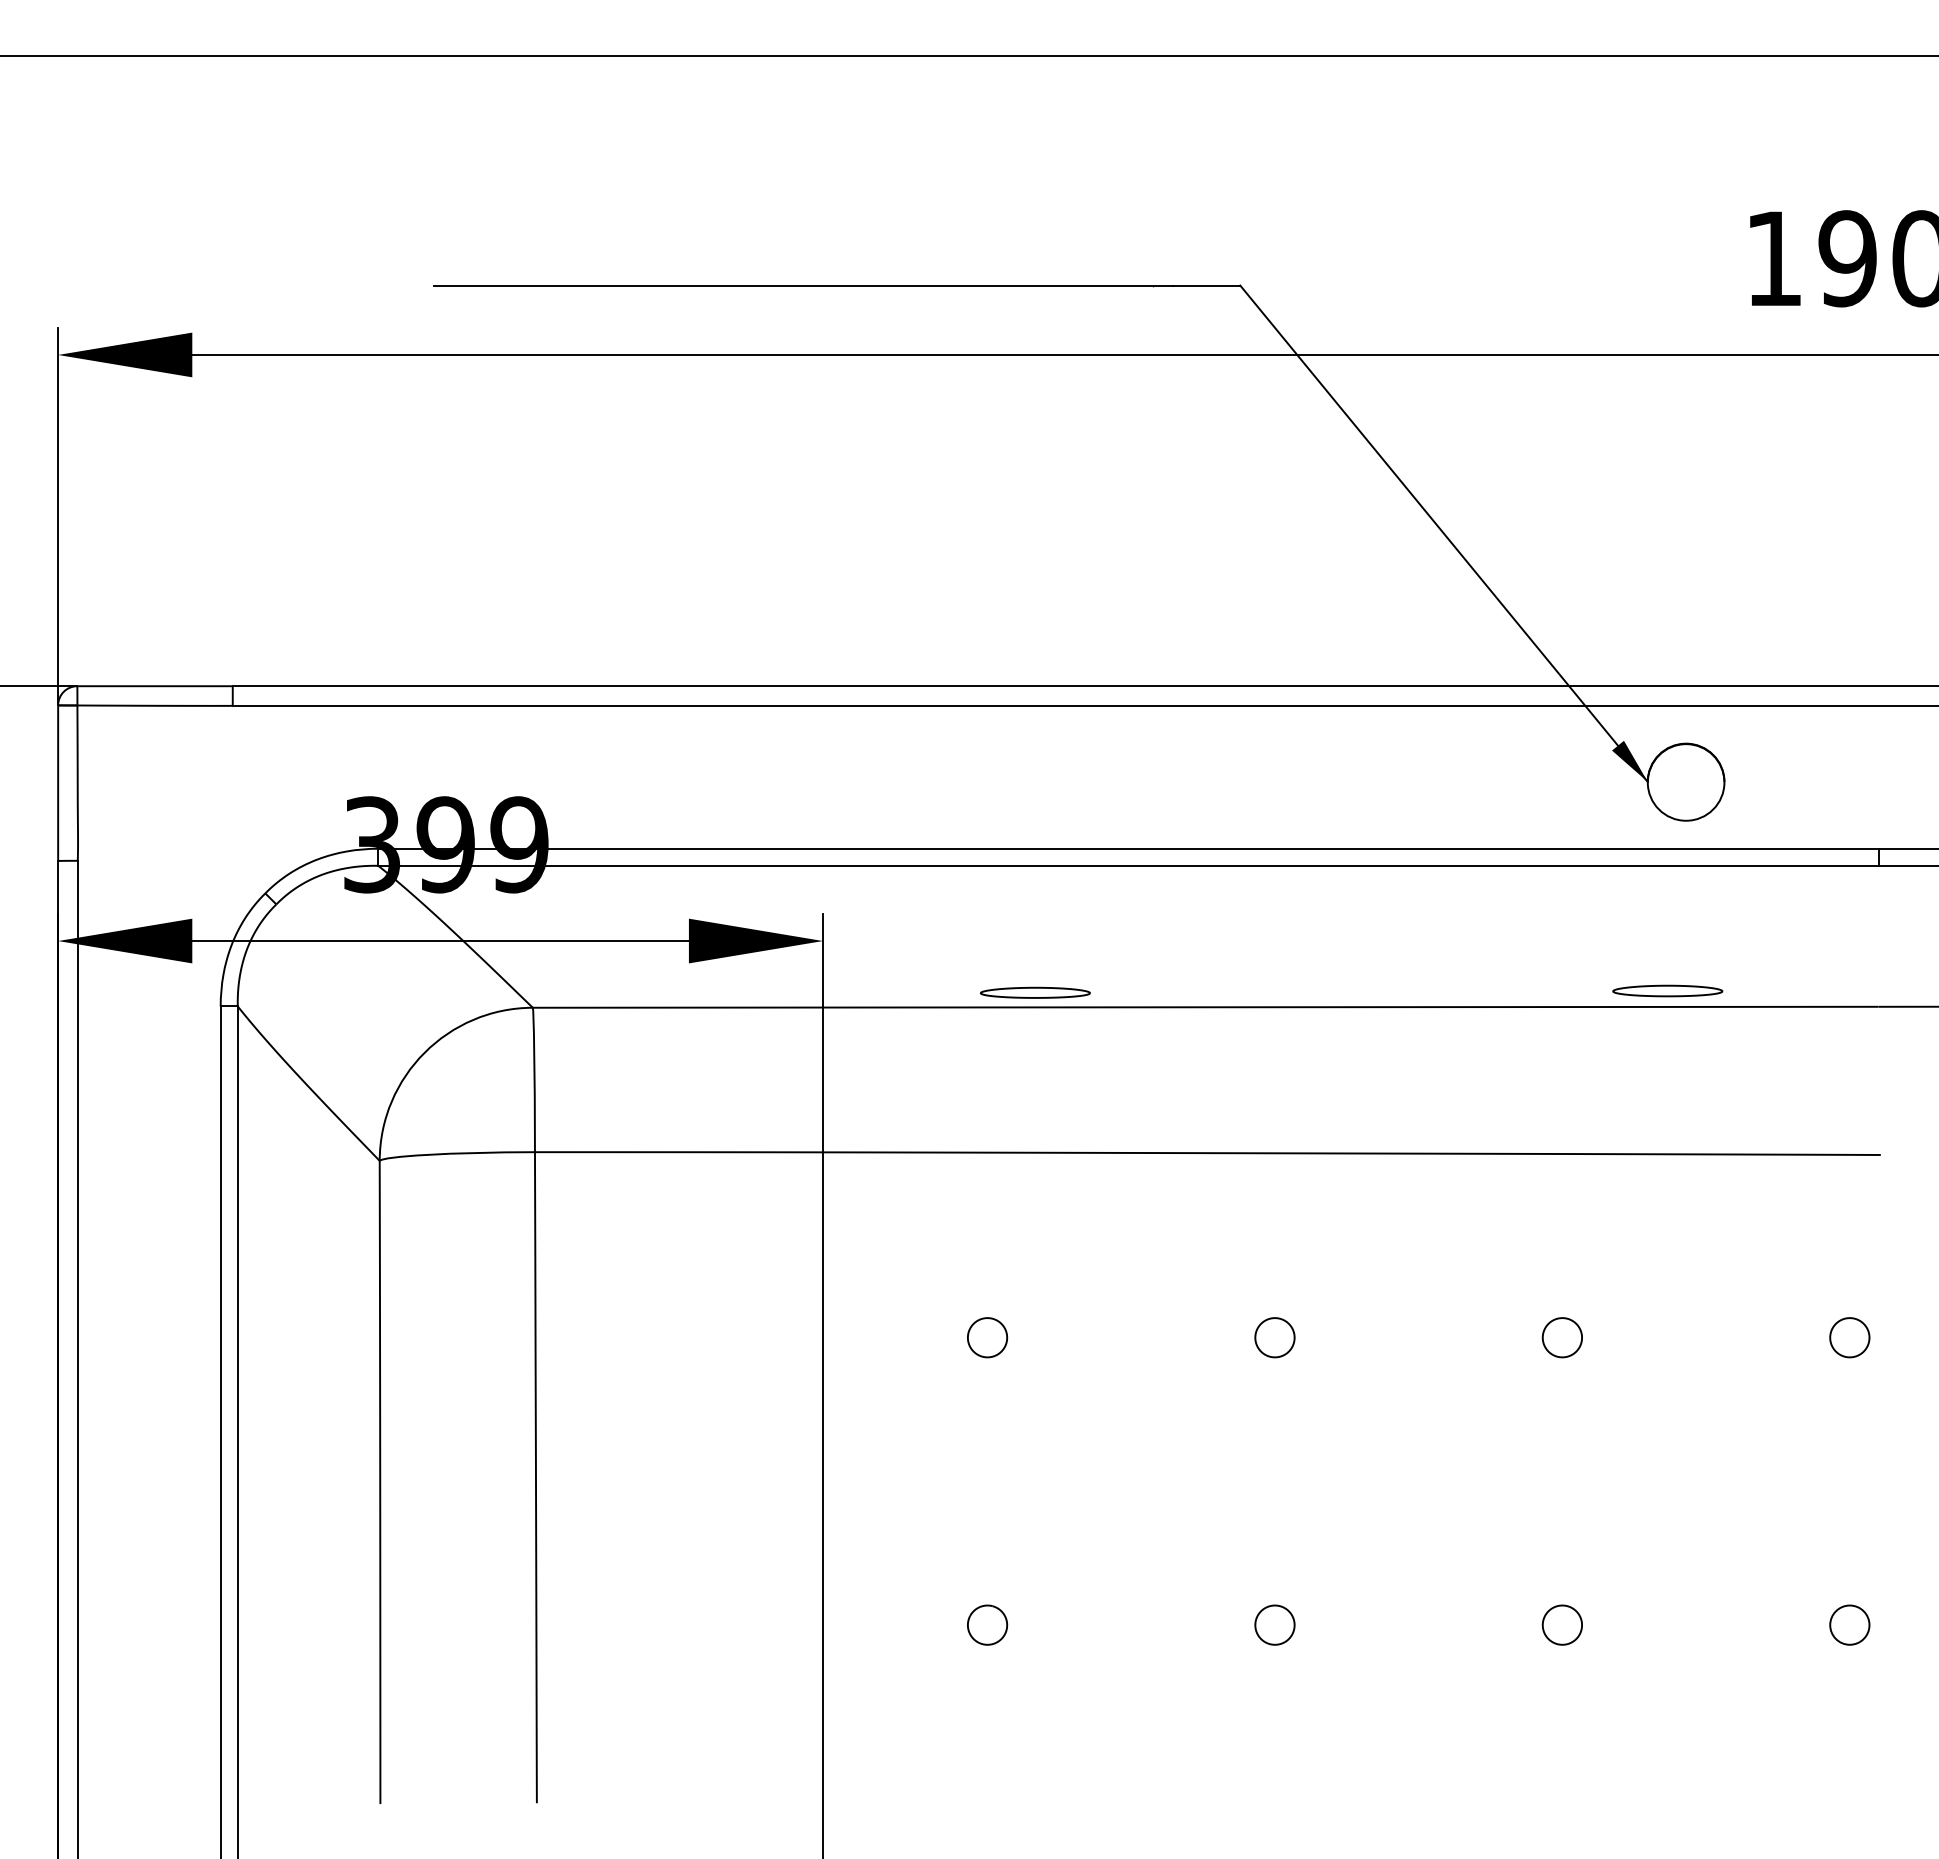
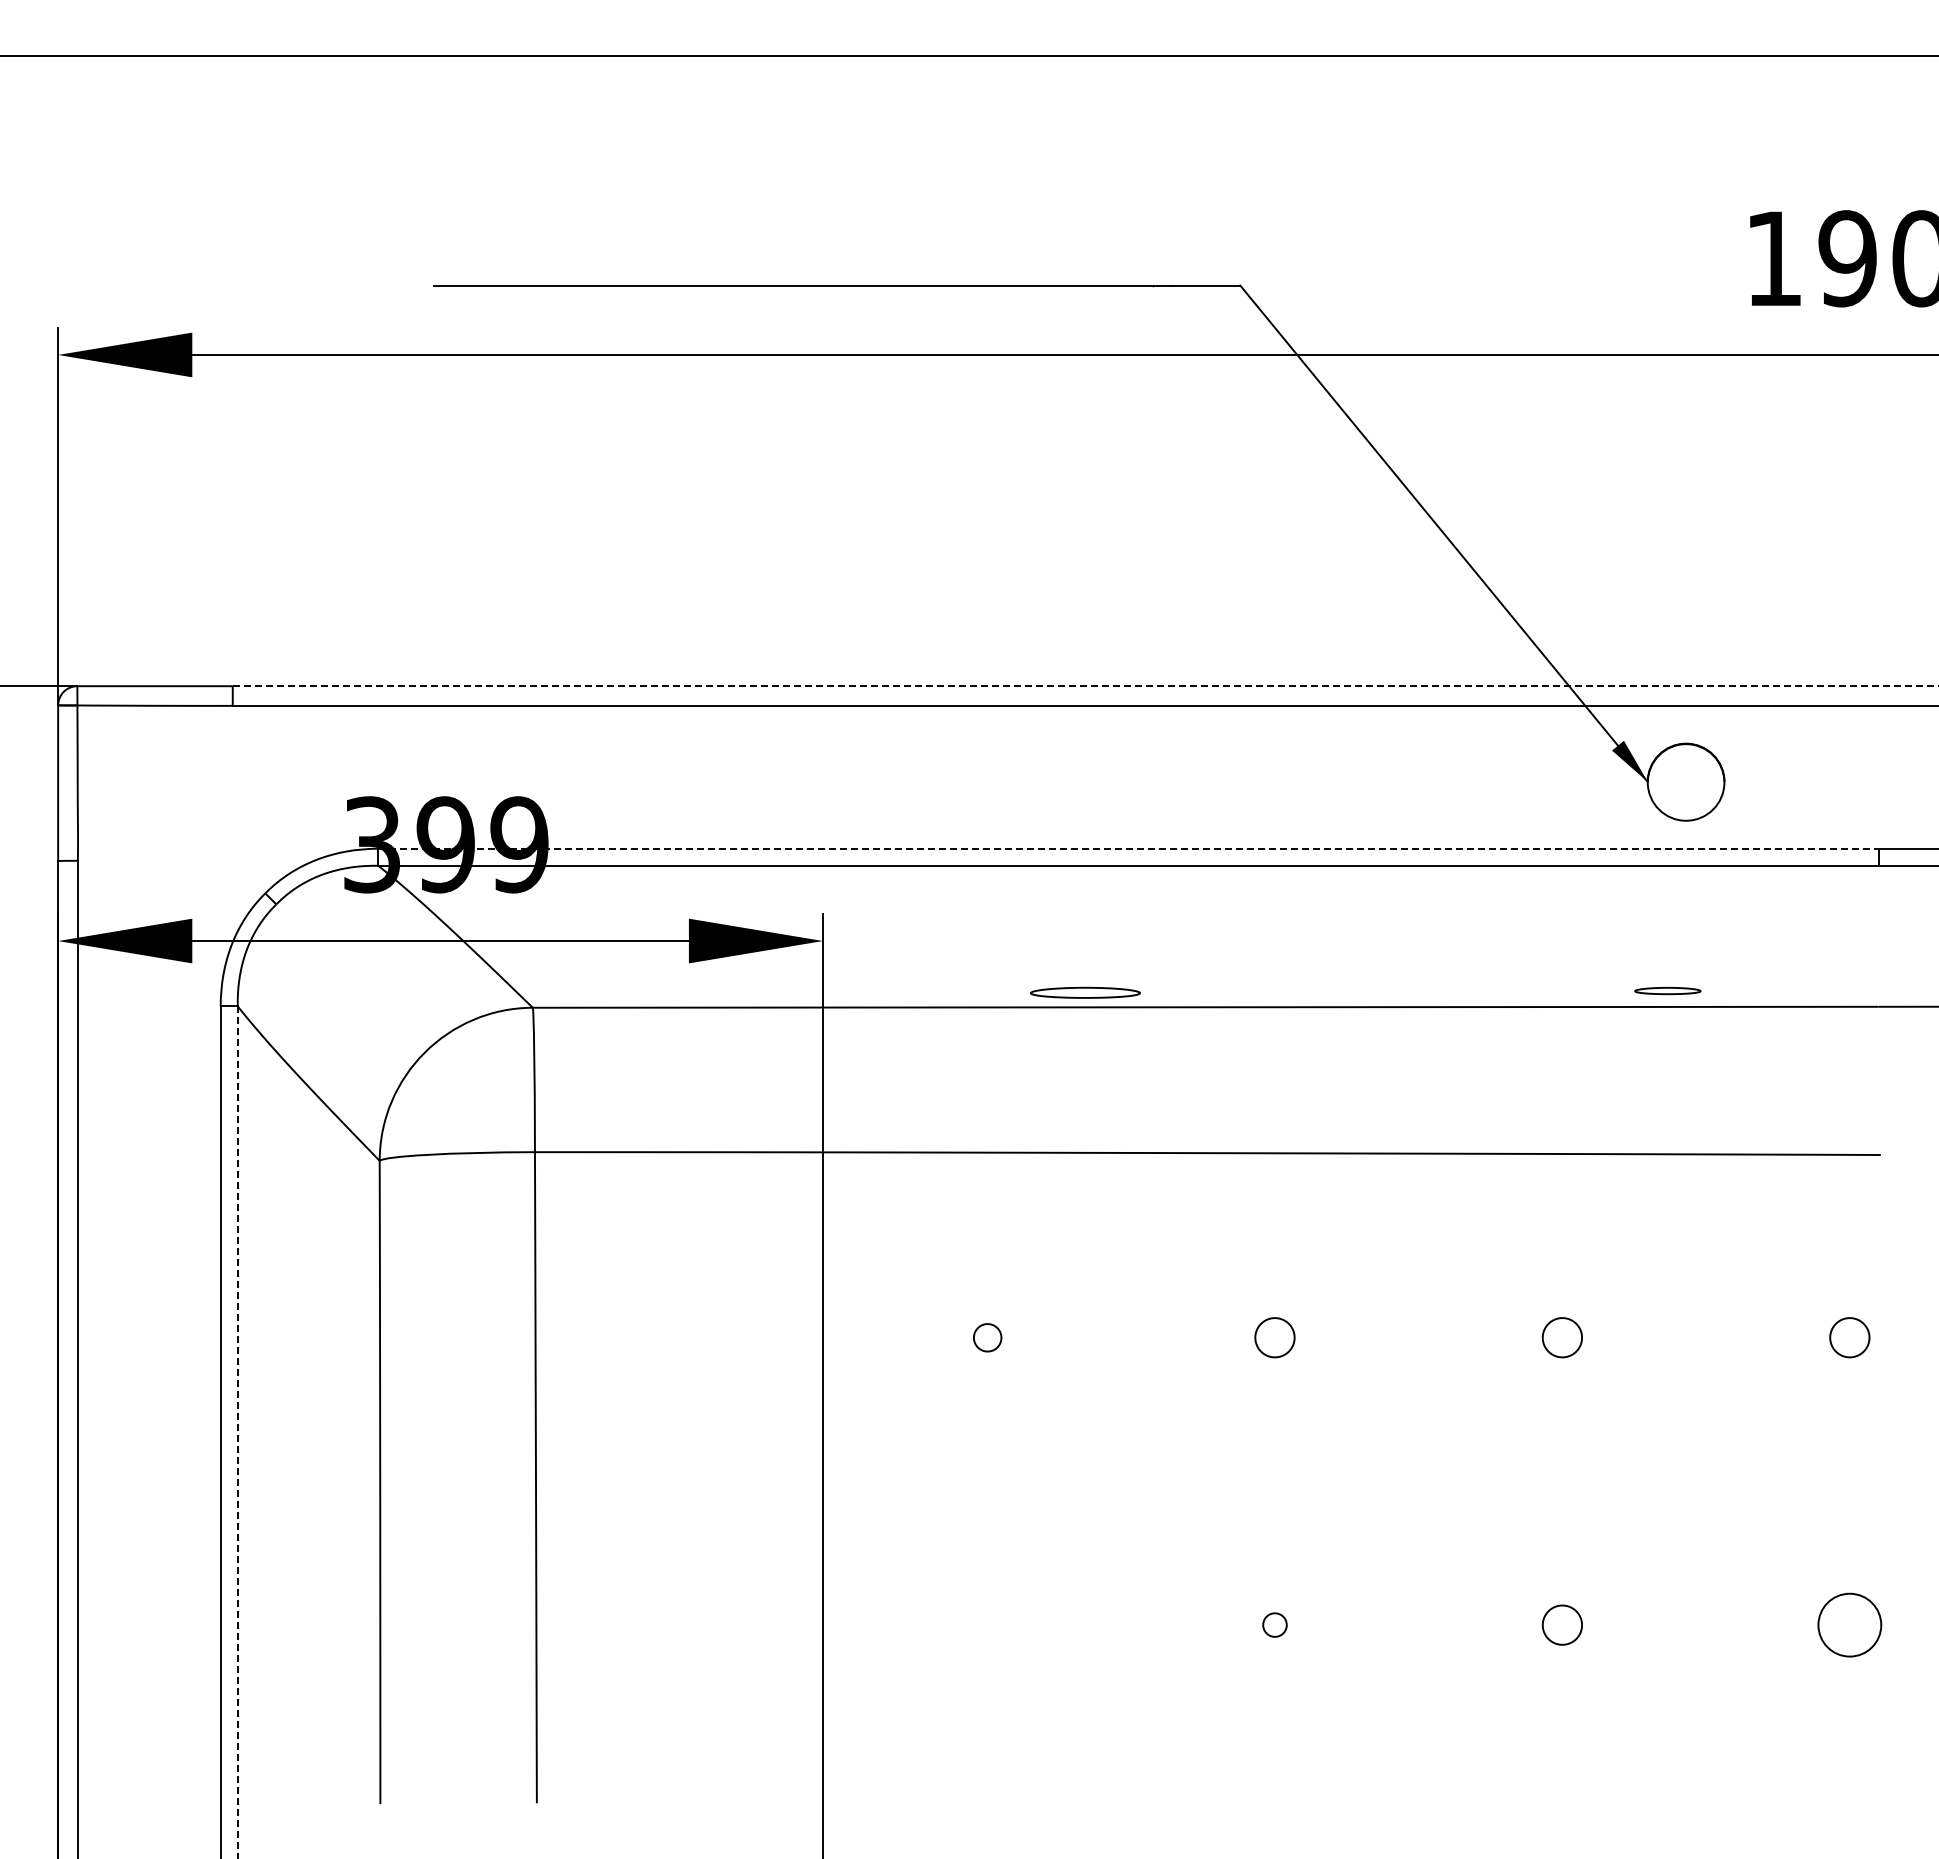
line: solid -> dashed (1085, 686)
line: solid -> dashed (1128, 848)
part size: 112x14 px -> 68x9 px (1667, 991)
part position: (1035, 992) -> (1085, 992) (1085, 992)
part size: 42x42 px -> 30x30 px (987, 1337)
line: solid -> dashed (237, 1432)
part: present -> none (987, 1624)
part size: 42x42 px -> 26x26 px (1274, 1624)
circle diameter: 39 px -> 63 px (1849, 1624)
